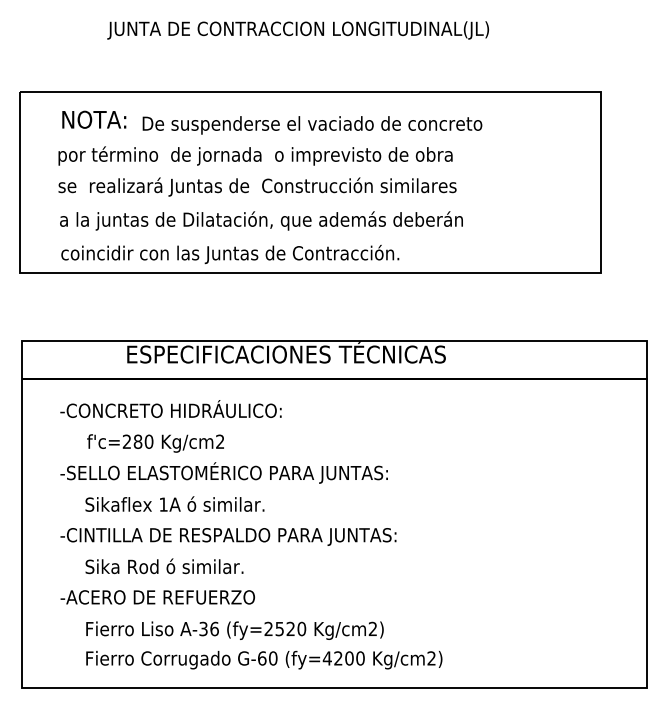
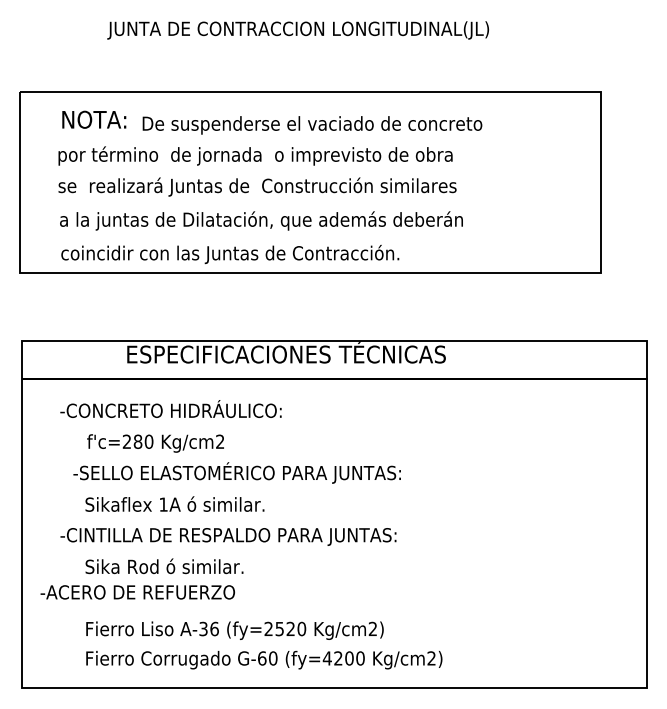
text position: (223, 472) -> (236, 472) (236, 472)
text position: (157, 597) -> (137, 592) (137, 592)
